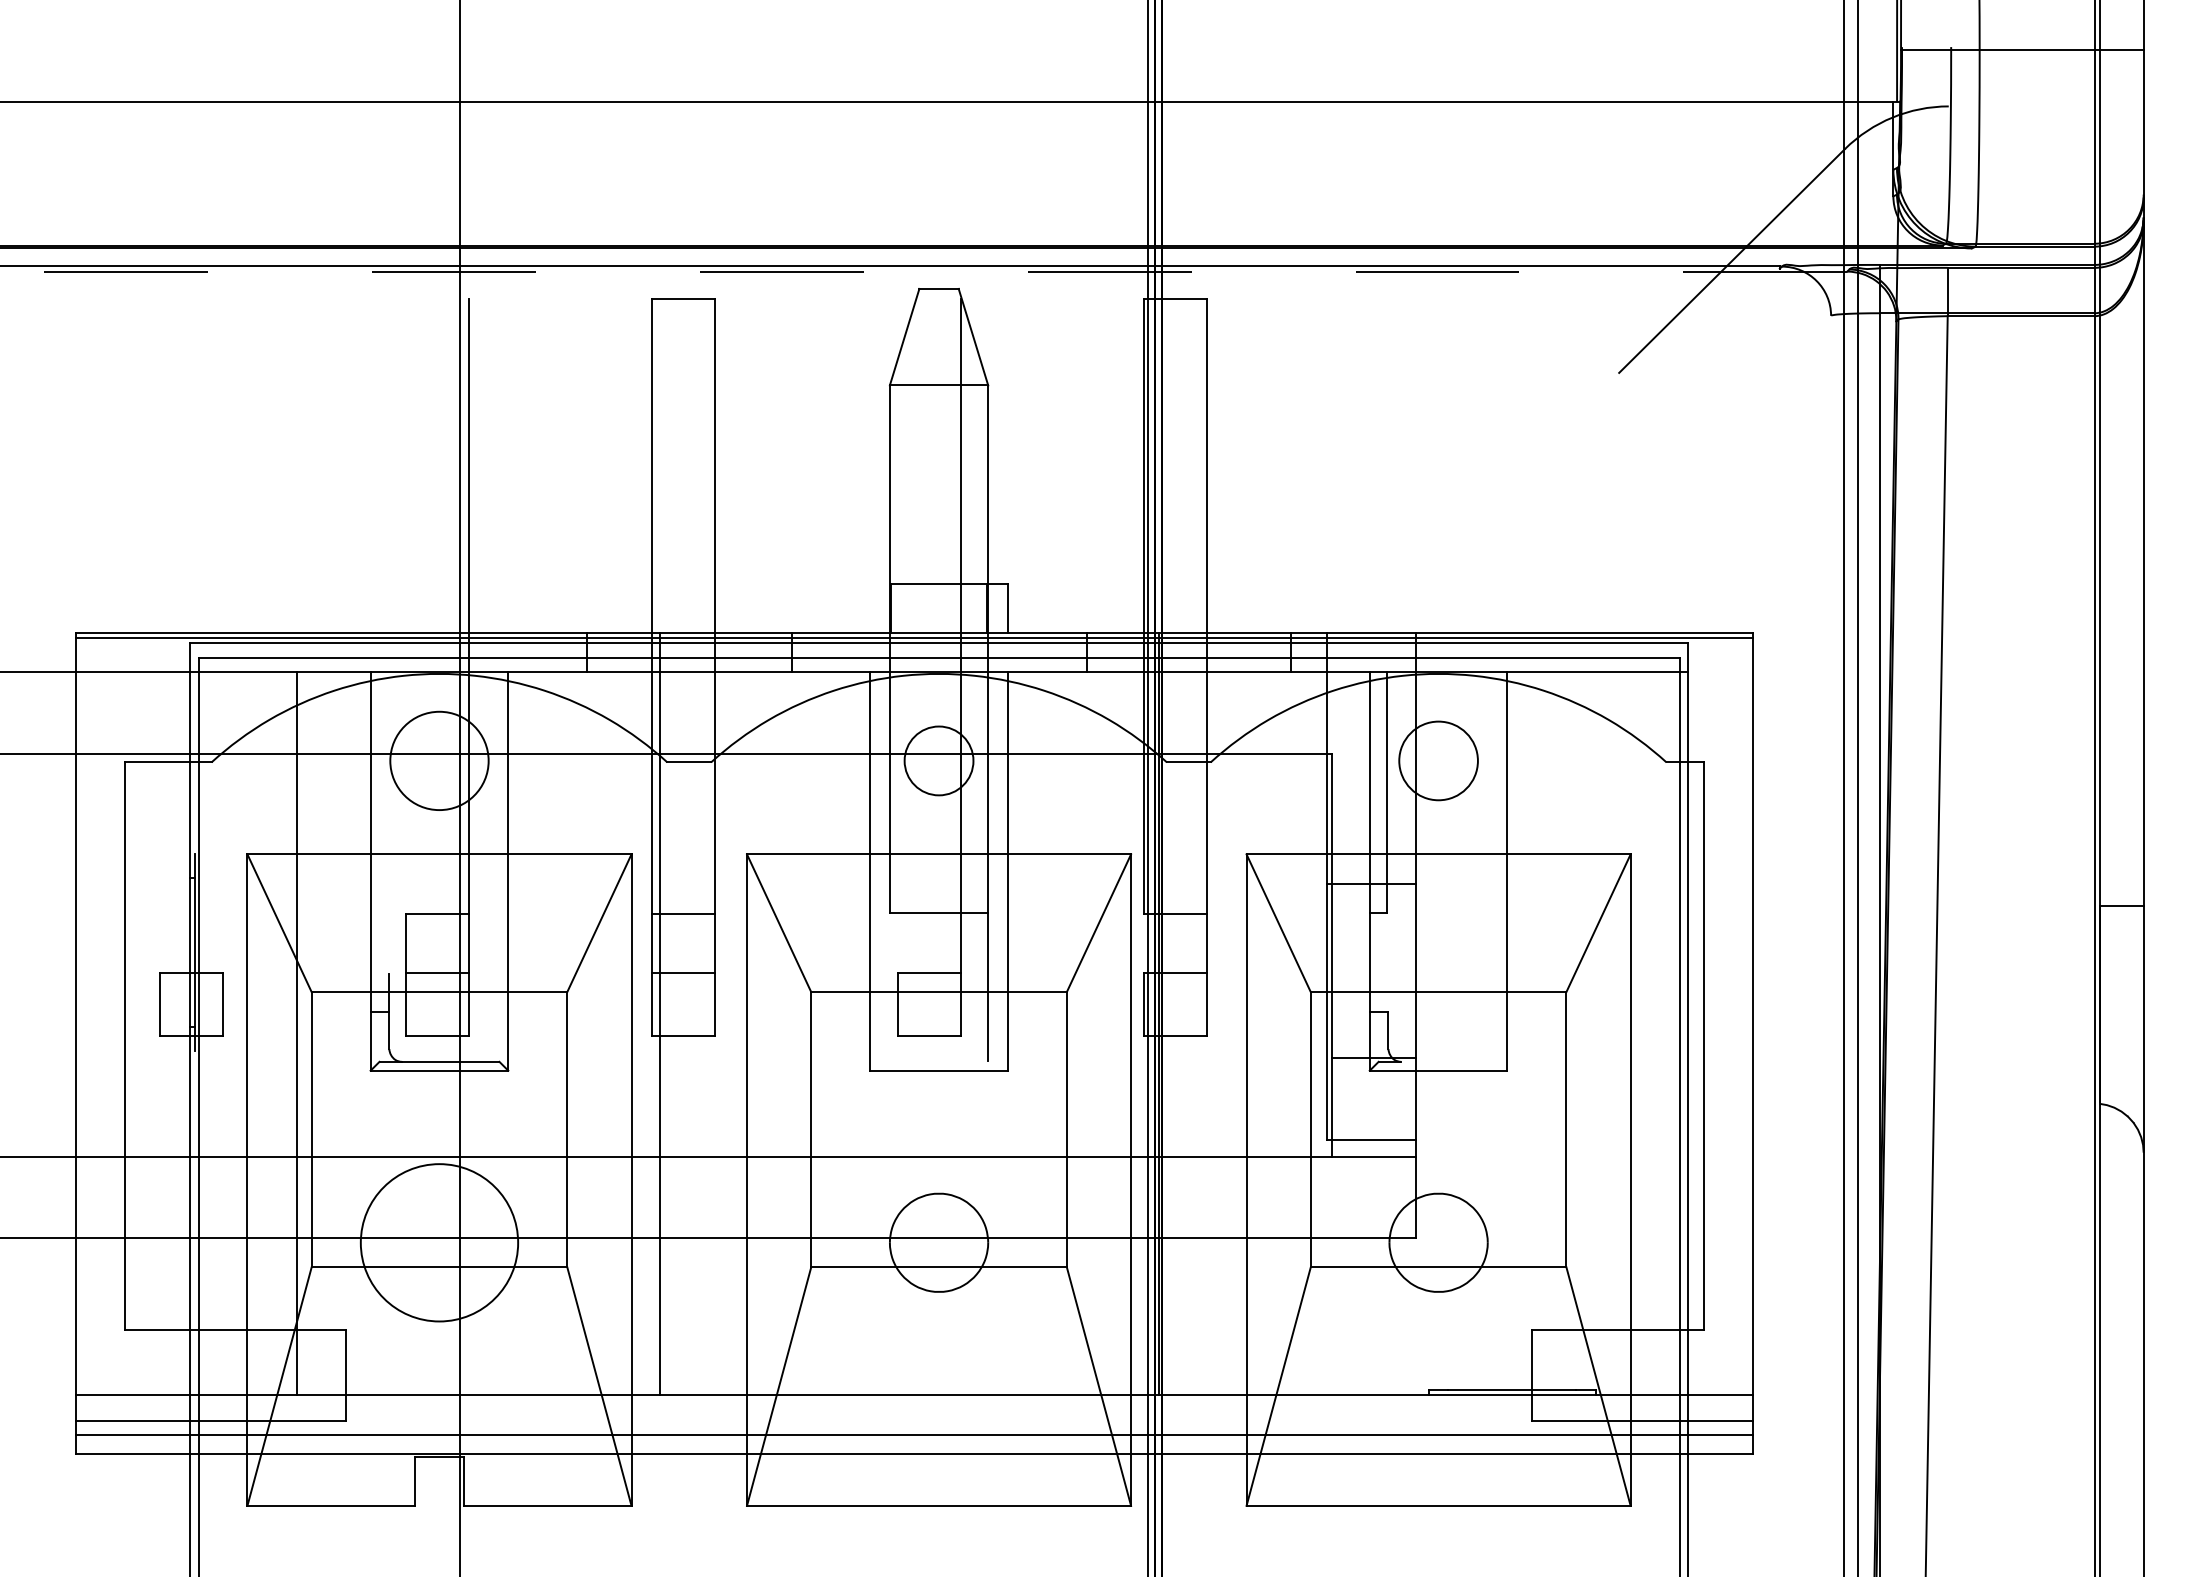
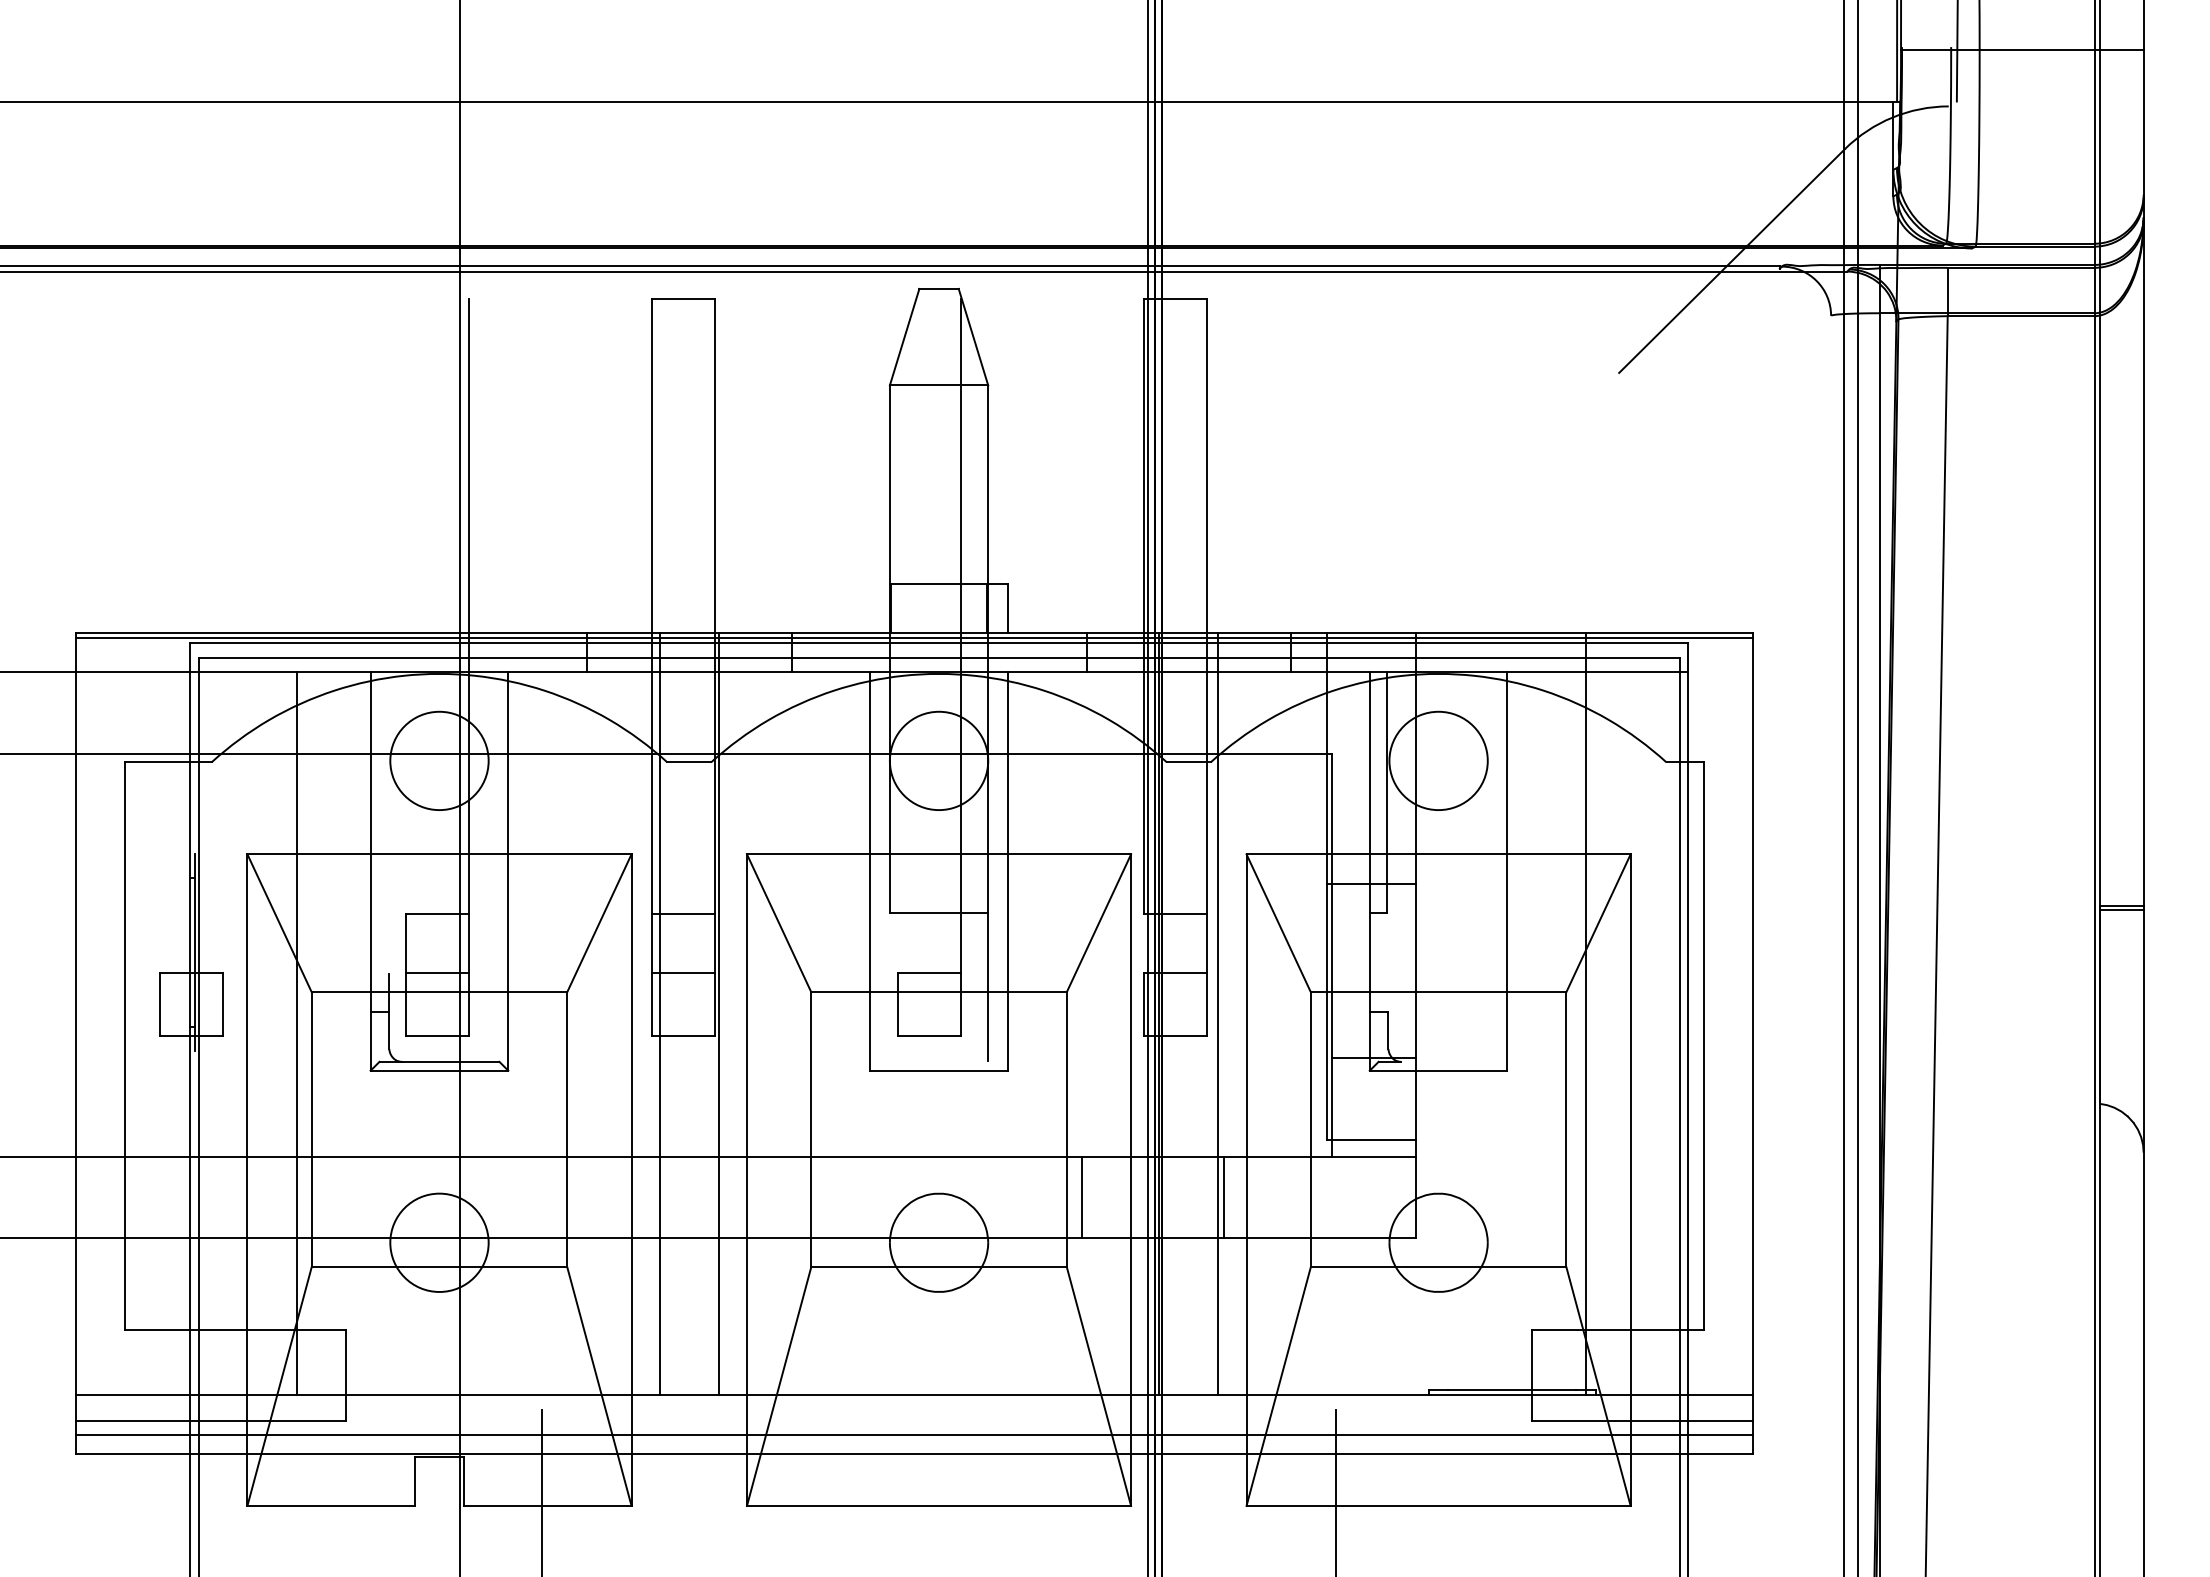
line: none -> present (1956, 51)
line: dashed -> solid (923, 271)
circle diameter: 69 px -> 98 px (938, 760)
circle diameter: 79 px -> 98 px (1438, 760)
line: none -> present (2121, 910)
line: none -> present (718, 1014)
line: none -> present (1218, 1014)
line: none -> present (1586, 1014)
line: none -> present (1081, 1196)
line: none -> present (1224, 1196)
circle diameter: 157 px -> 98 px (439, 1242)
line: none -> present (541, 1491)
line: none -> present (1336, 1491)
